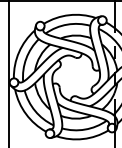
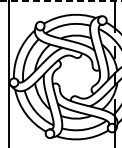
line: solid -> dashed (61, 0)
